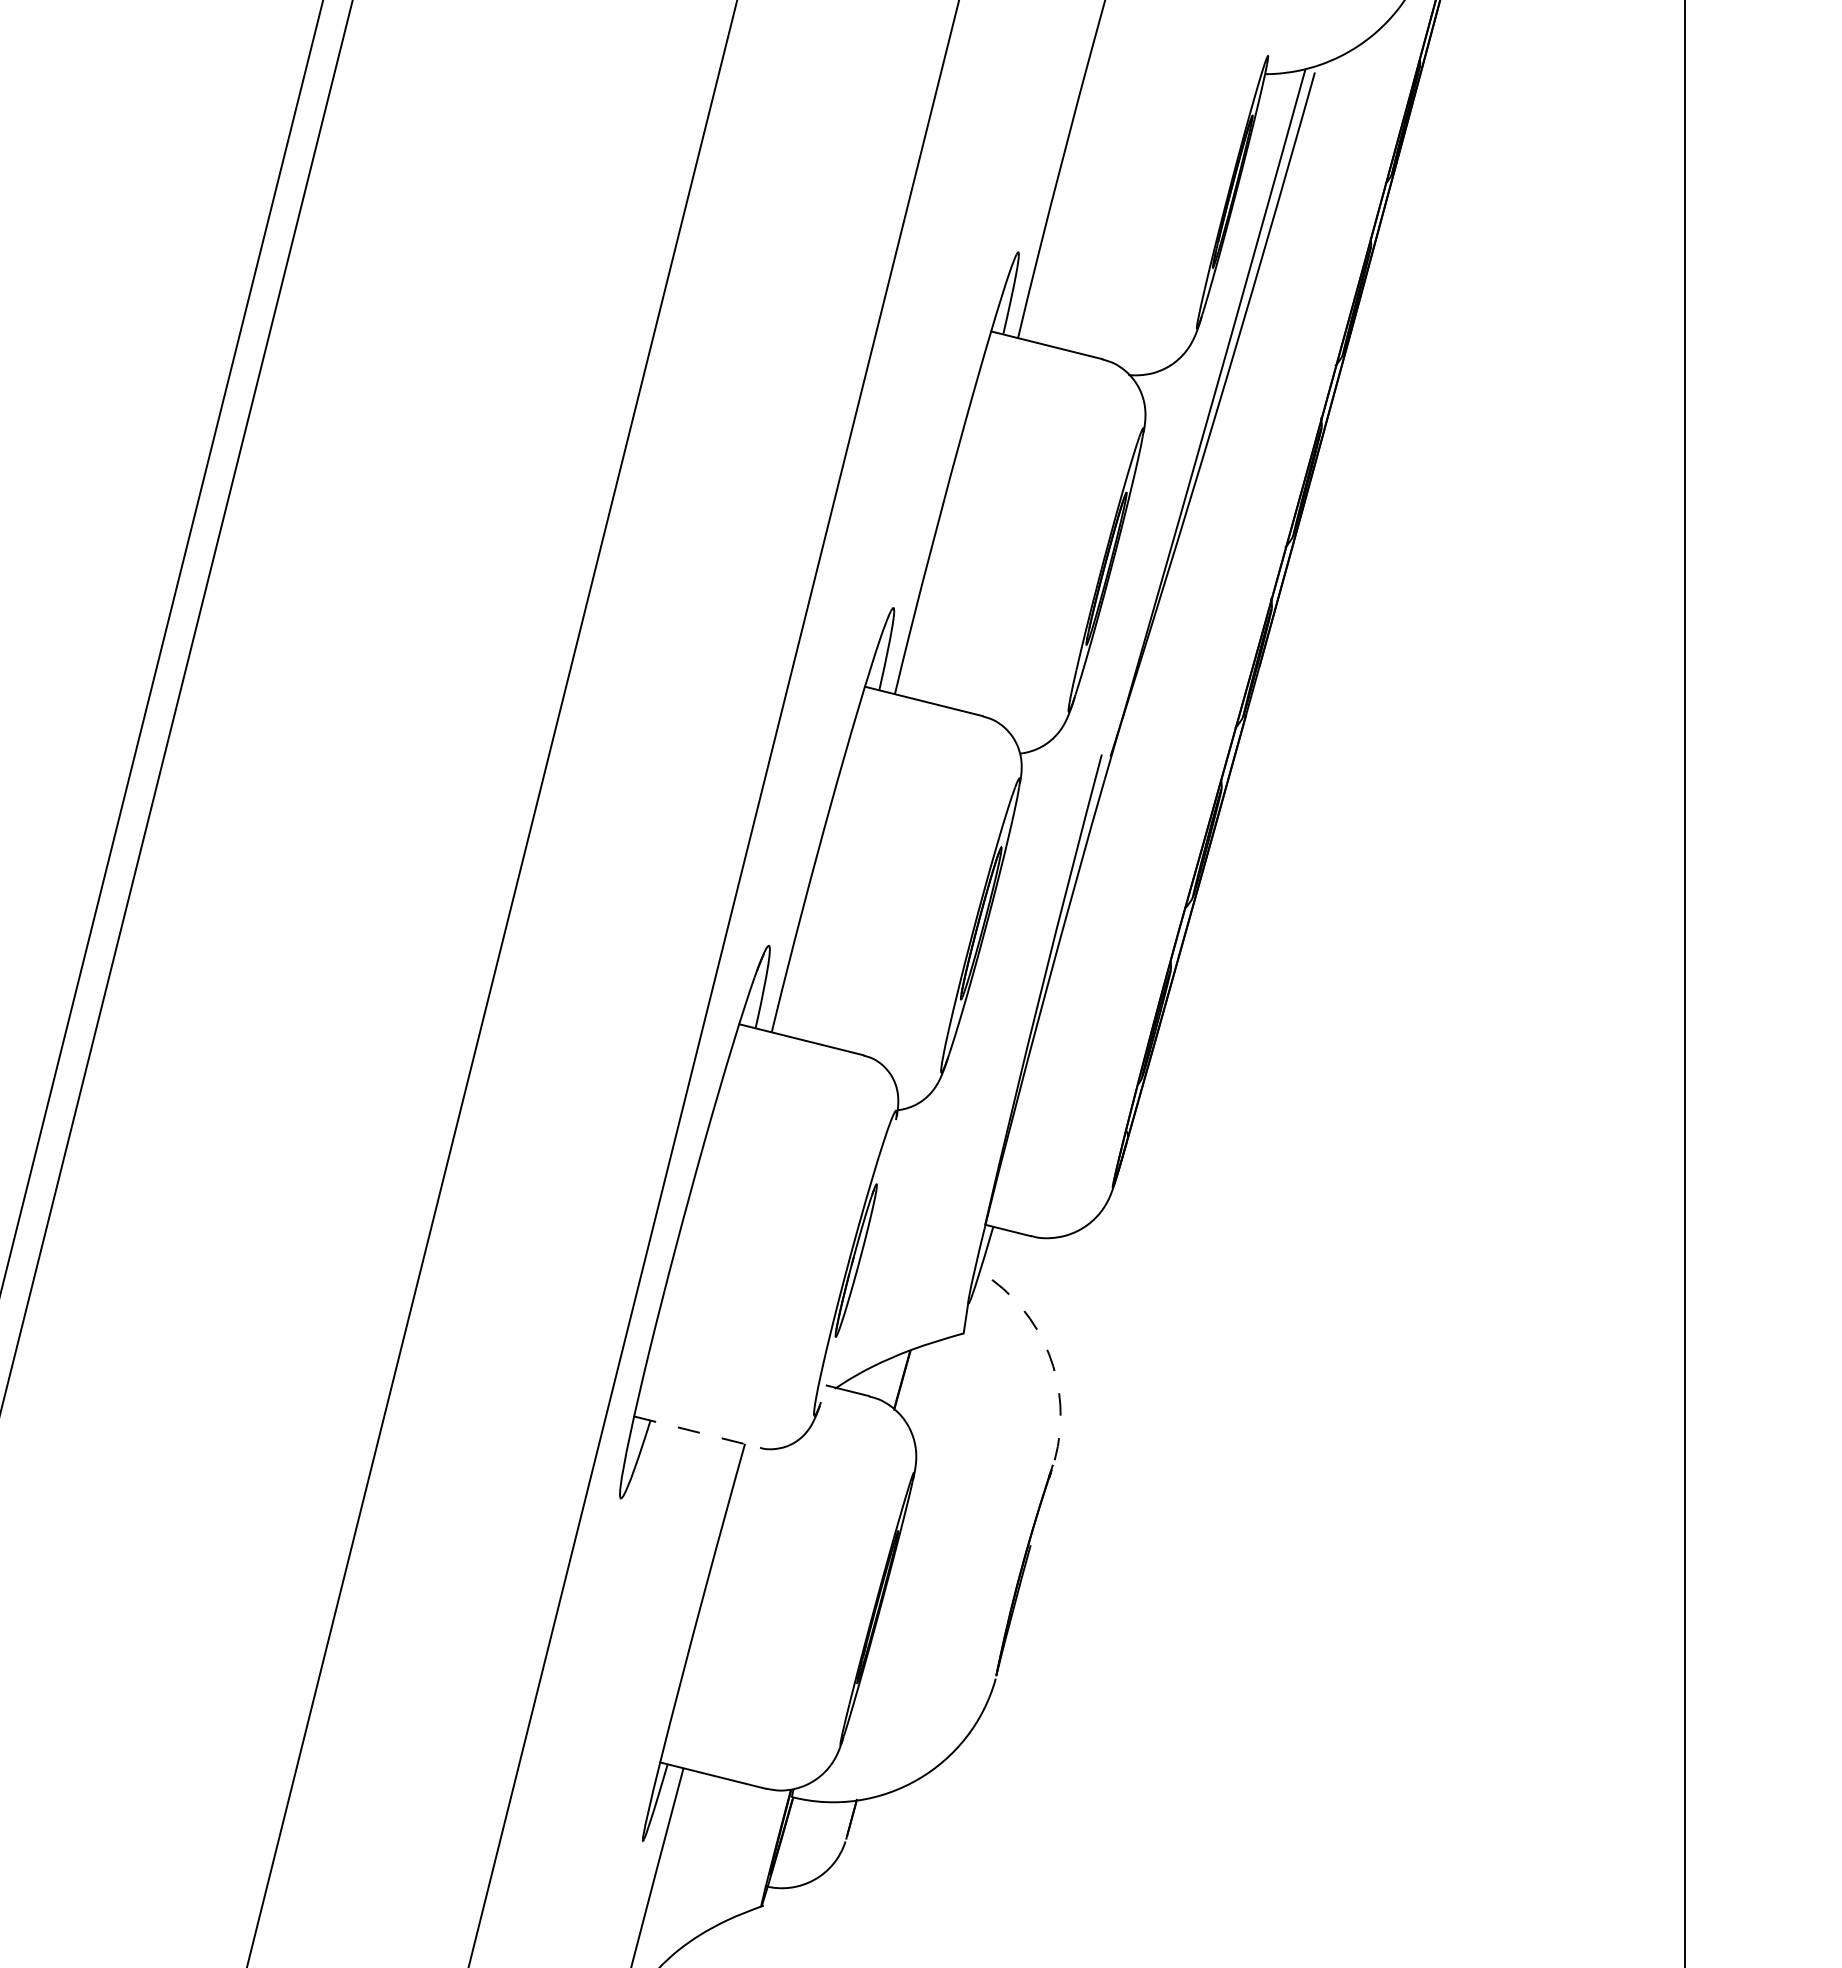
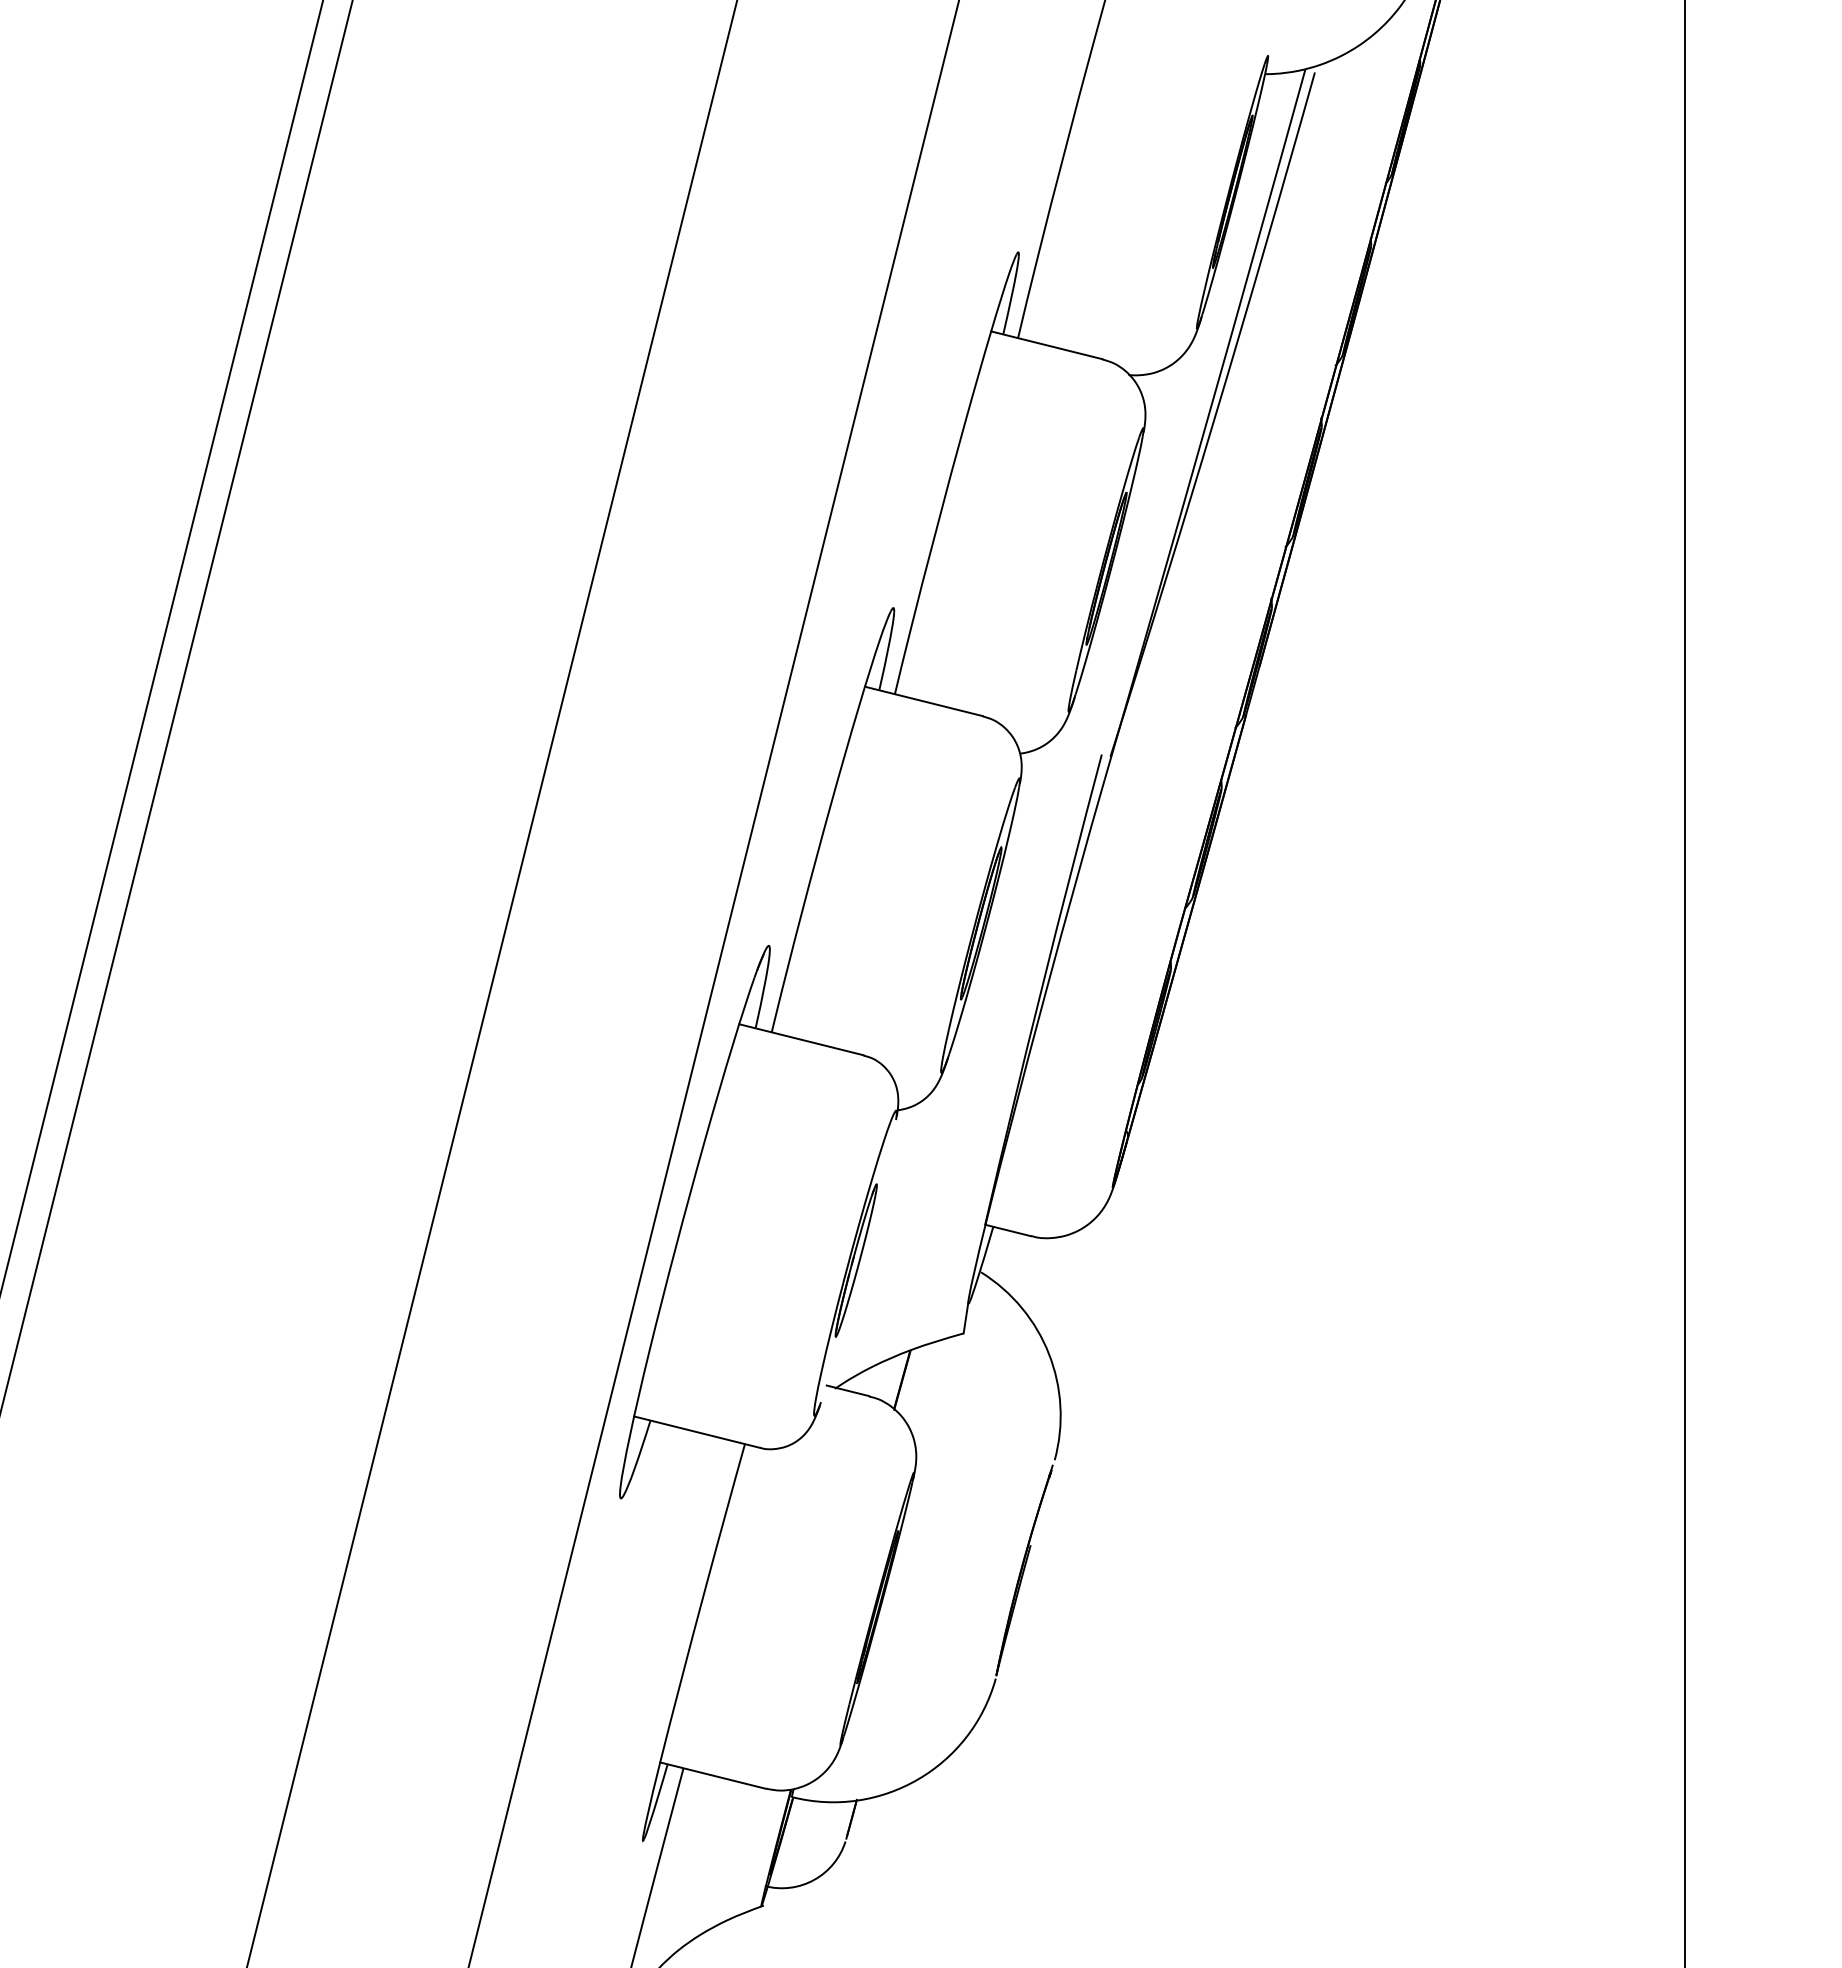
arc: dashed -> solid (1049, 1354)
line: dashed -> solid (697, 1432)
